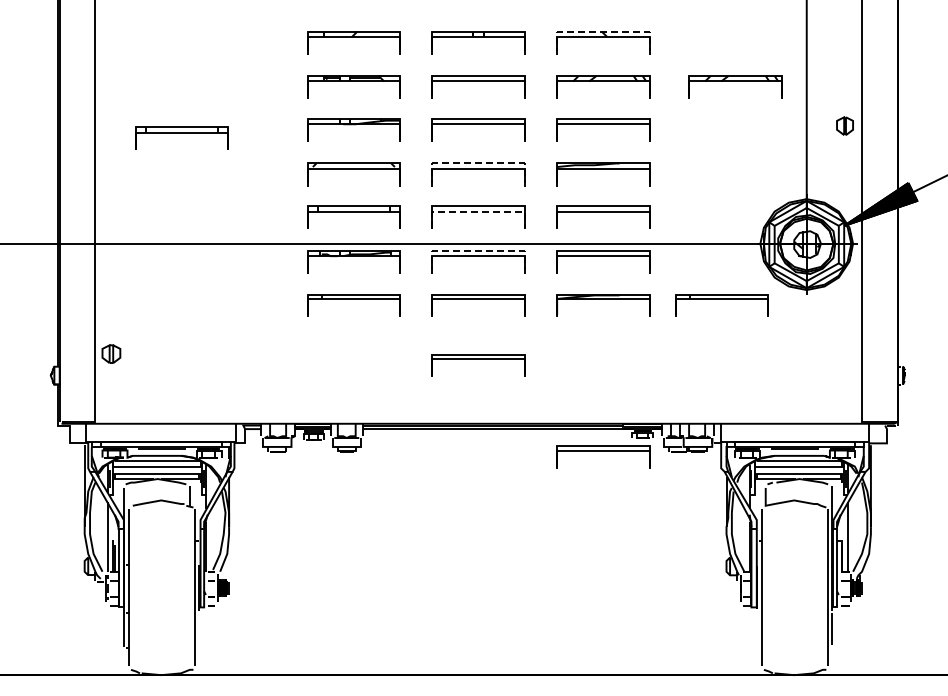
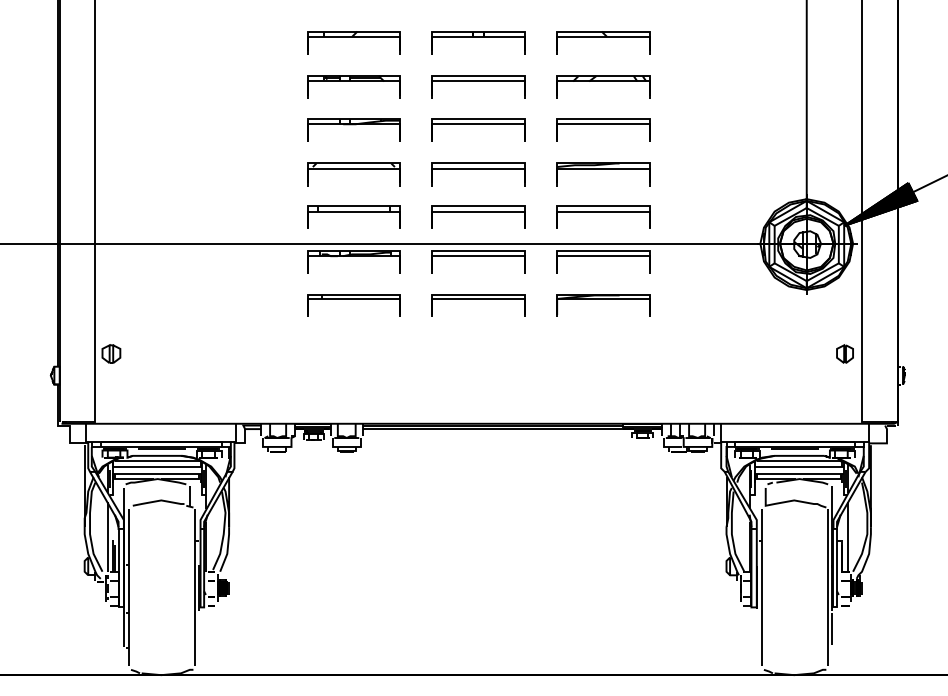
line: dashed -> solid (602, 31)
part: present -> none (735, 86)
part position: (844, 125) -> (844, 353) (844, 353)
part: present -> none (181, 137)
line: dashed -> solid (479, 163)
line: dashed -> solid (479, 211)
line: dashed -> solid (479, 250)
part: present -> none (721, 305)
part: present -> none (478, 365)
part: present -> none (603, 456)
